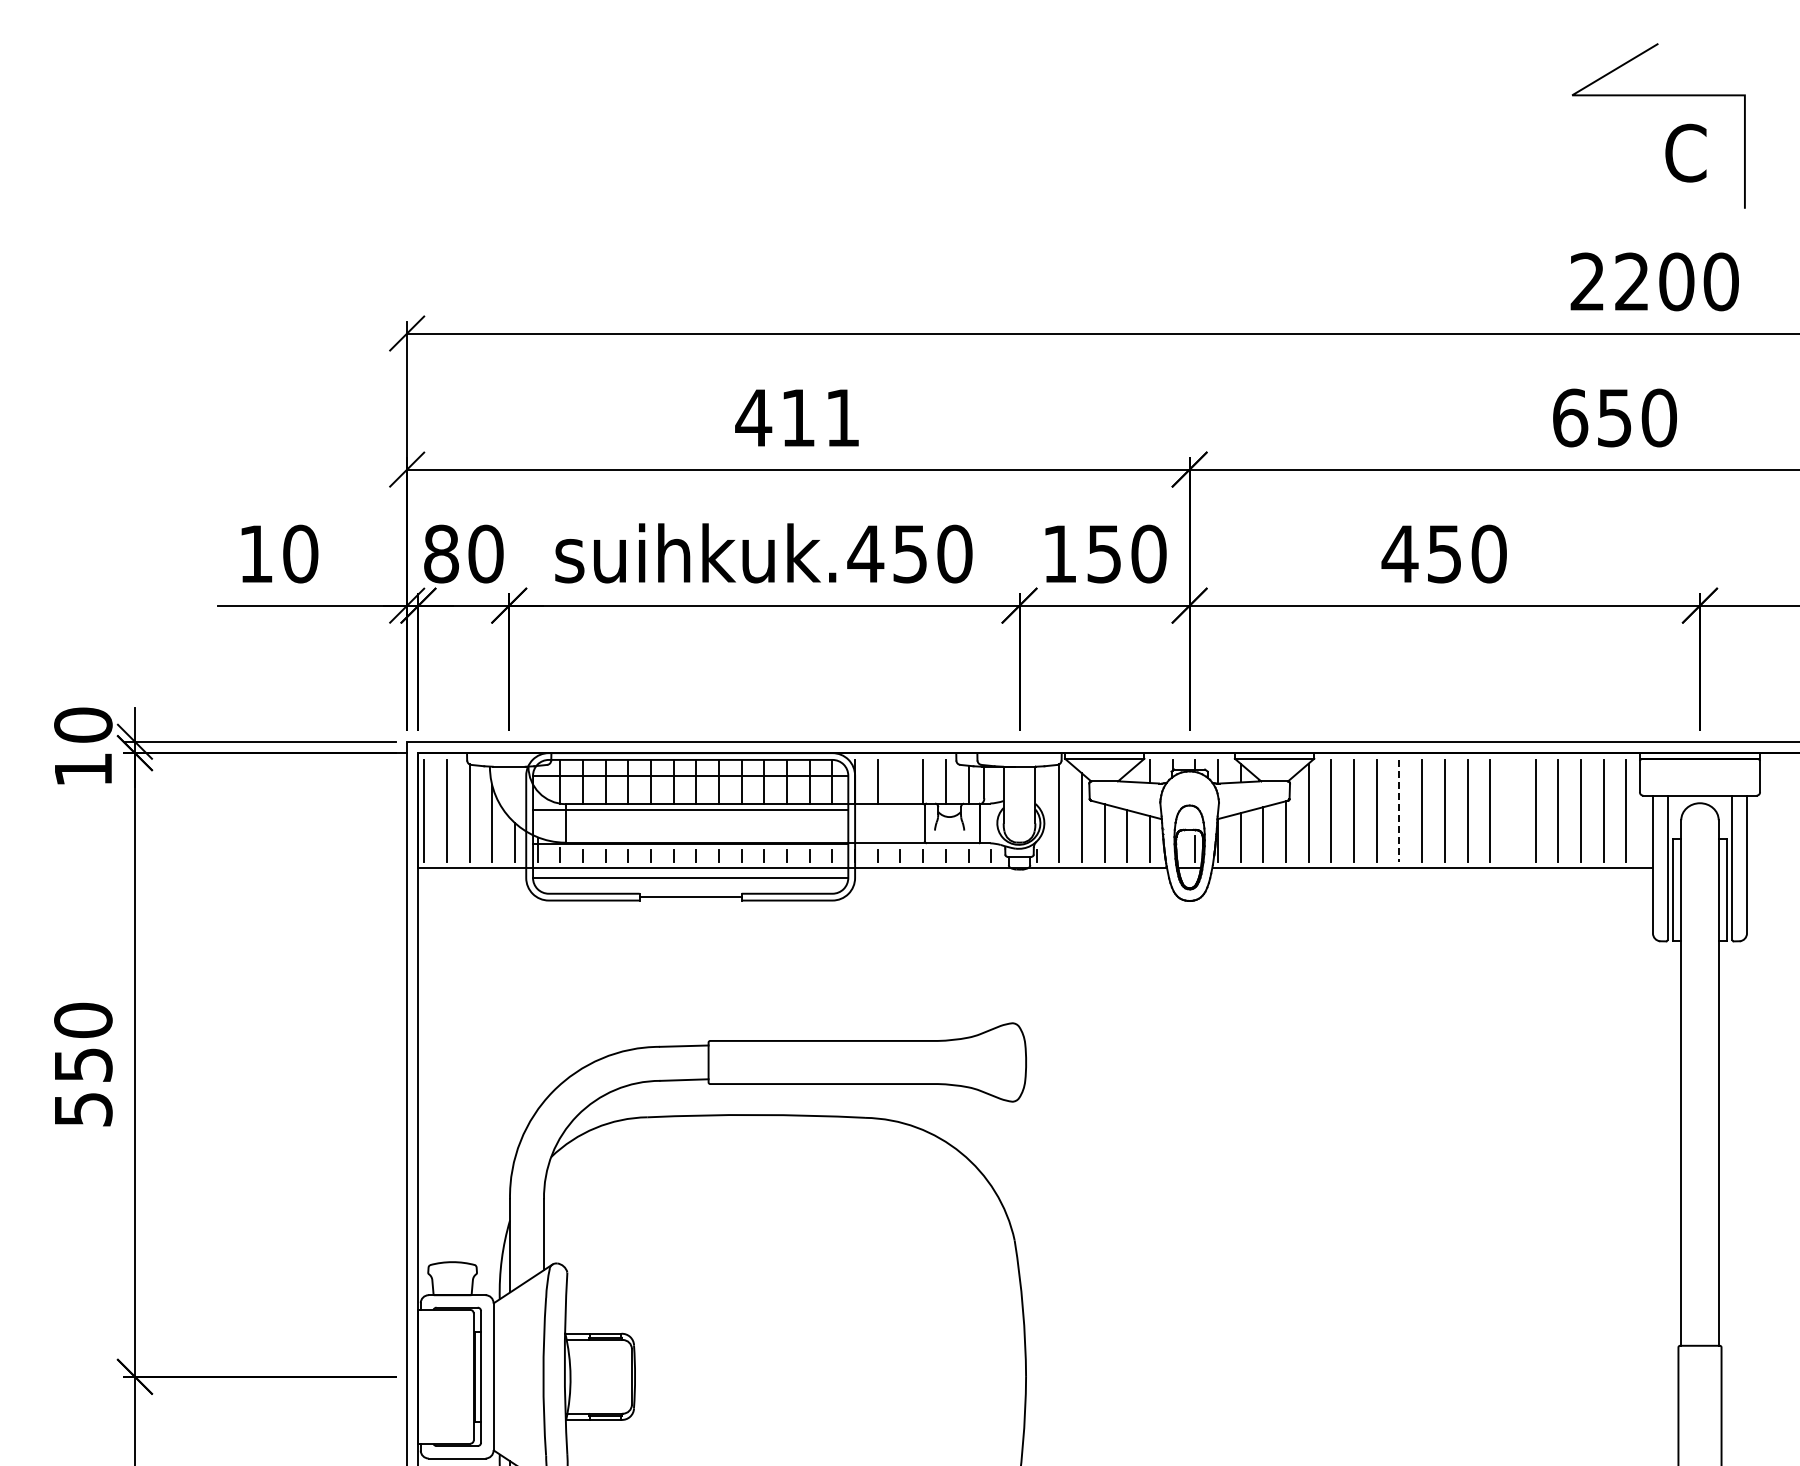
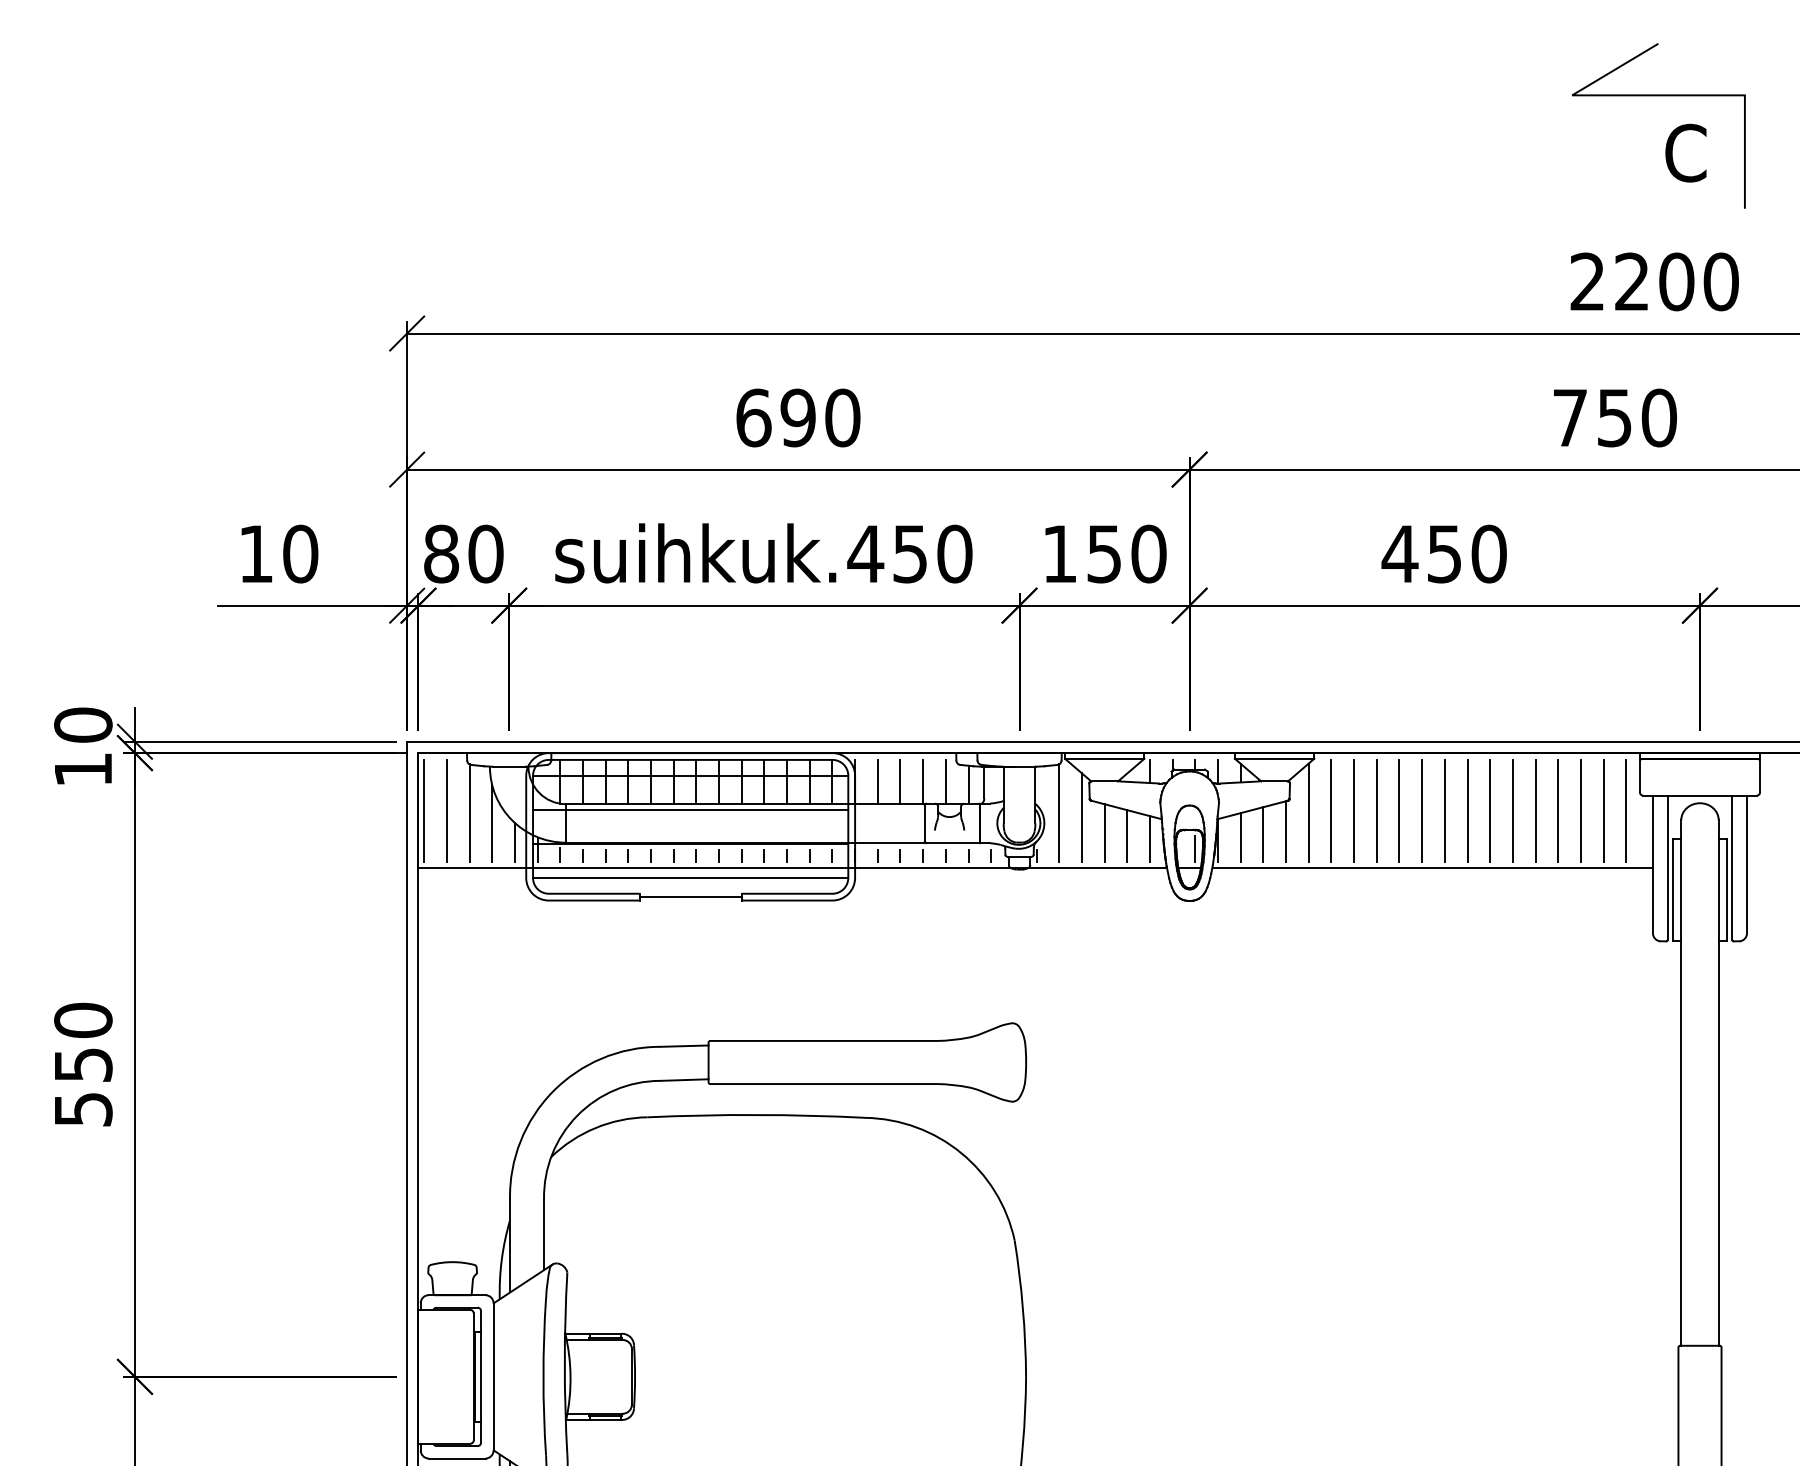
text: 411 -> 690 (797, 417)
text: 650 -> 750 (1570, 417)
line: none -> present (900, 781)
line: none -> present (1512, 810)
line: dashed -> solid (1399, 811)
